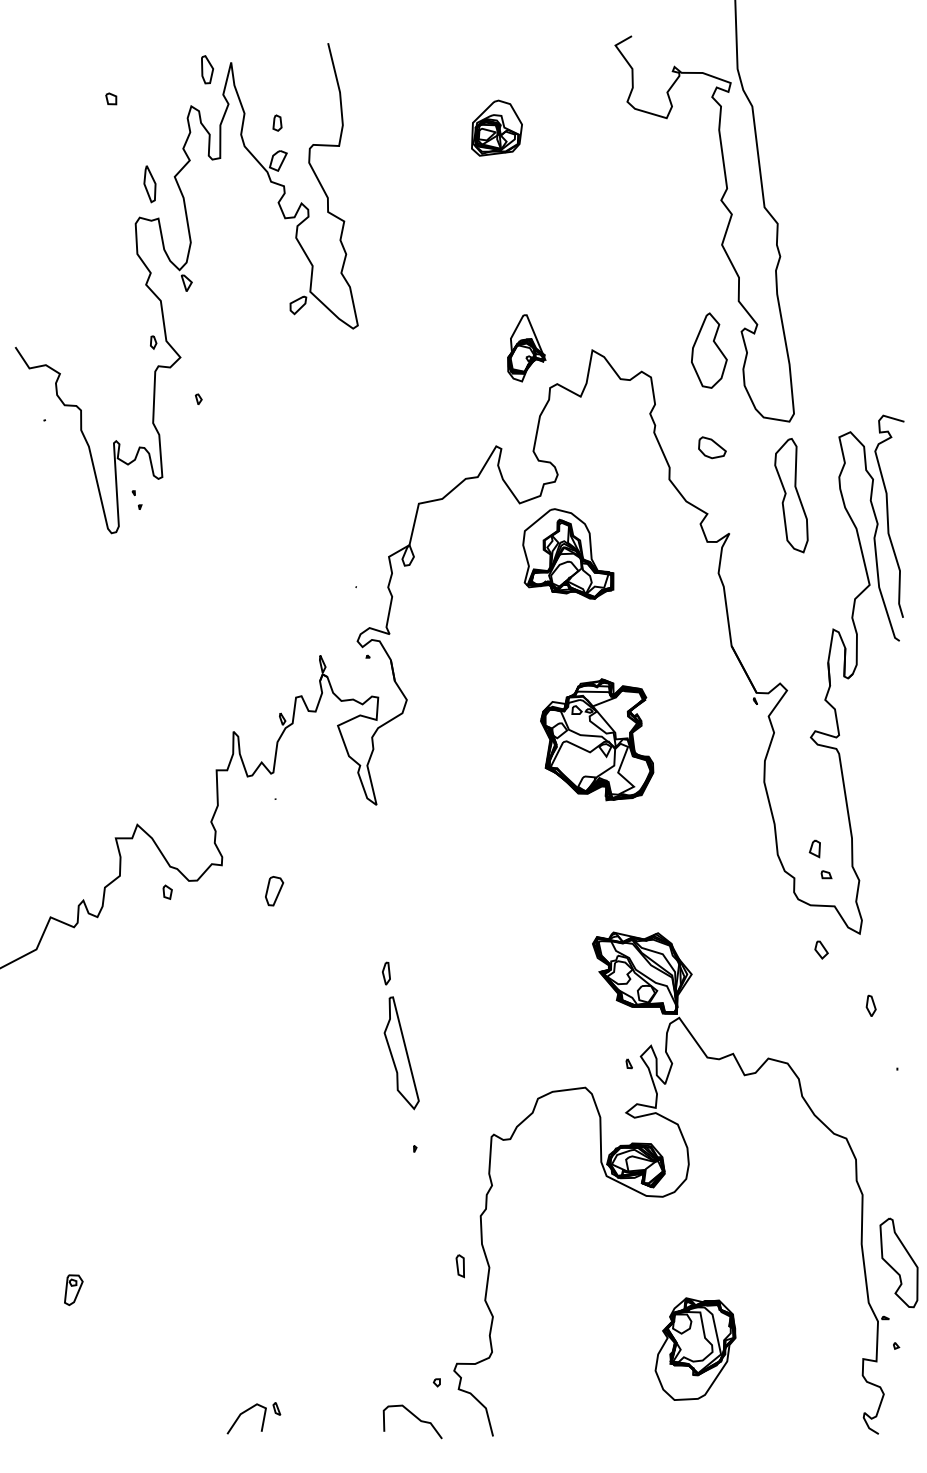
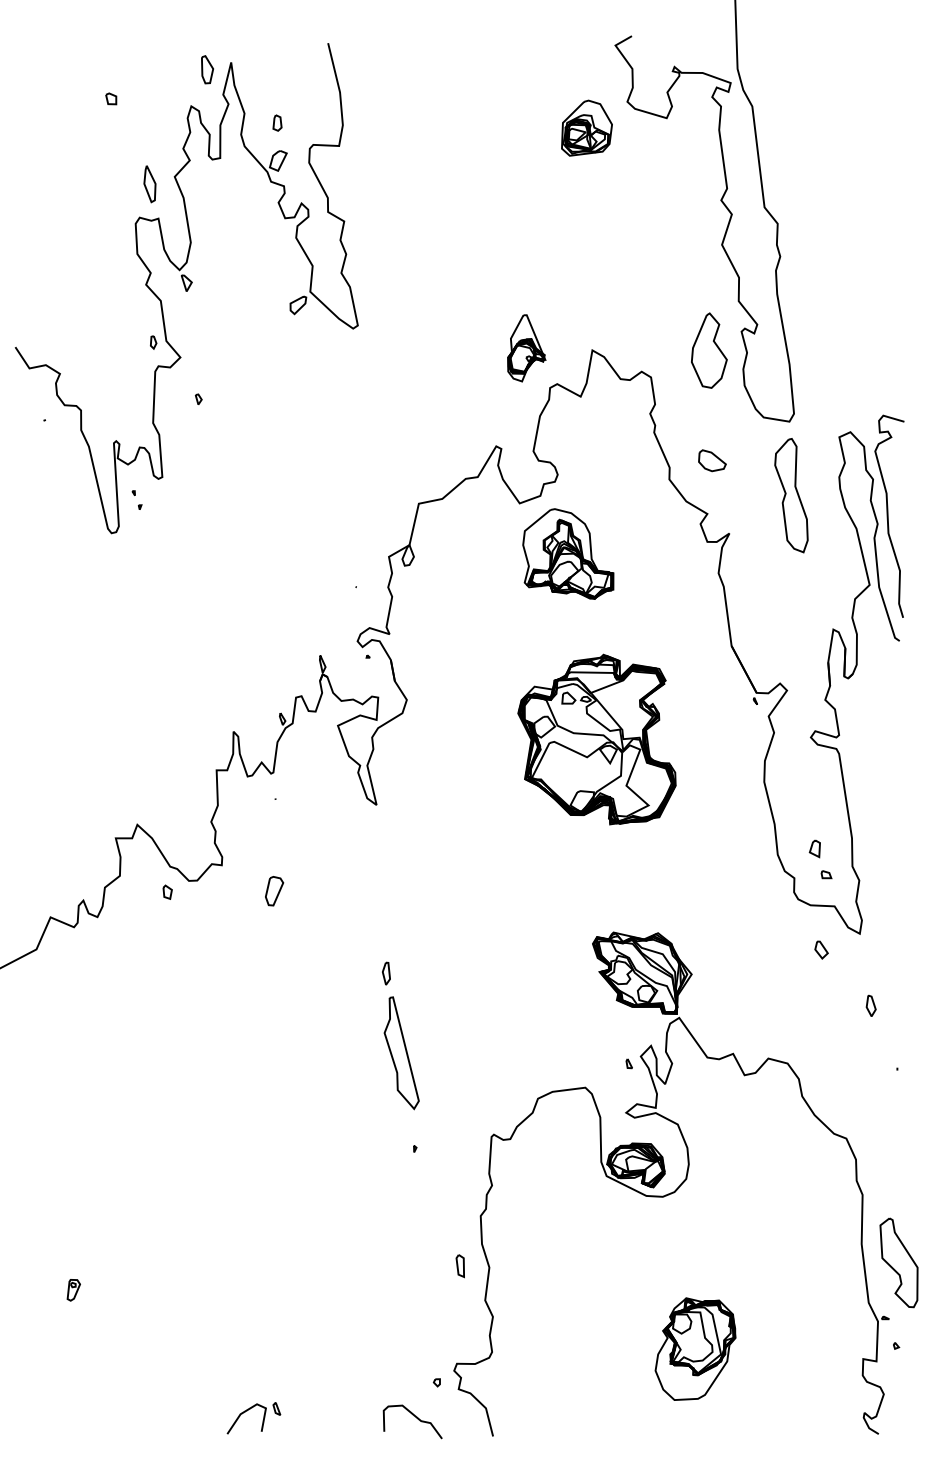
part position: (496, 127) -> (586, 127) (586, 127)
part position: (712, 447) -> (712, 460) (712, 460)
part size: 115x124 px -> 160x173 px (596, 739)
part size: 20x33 px -> 15x23 px (73, 1290)
